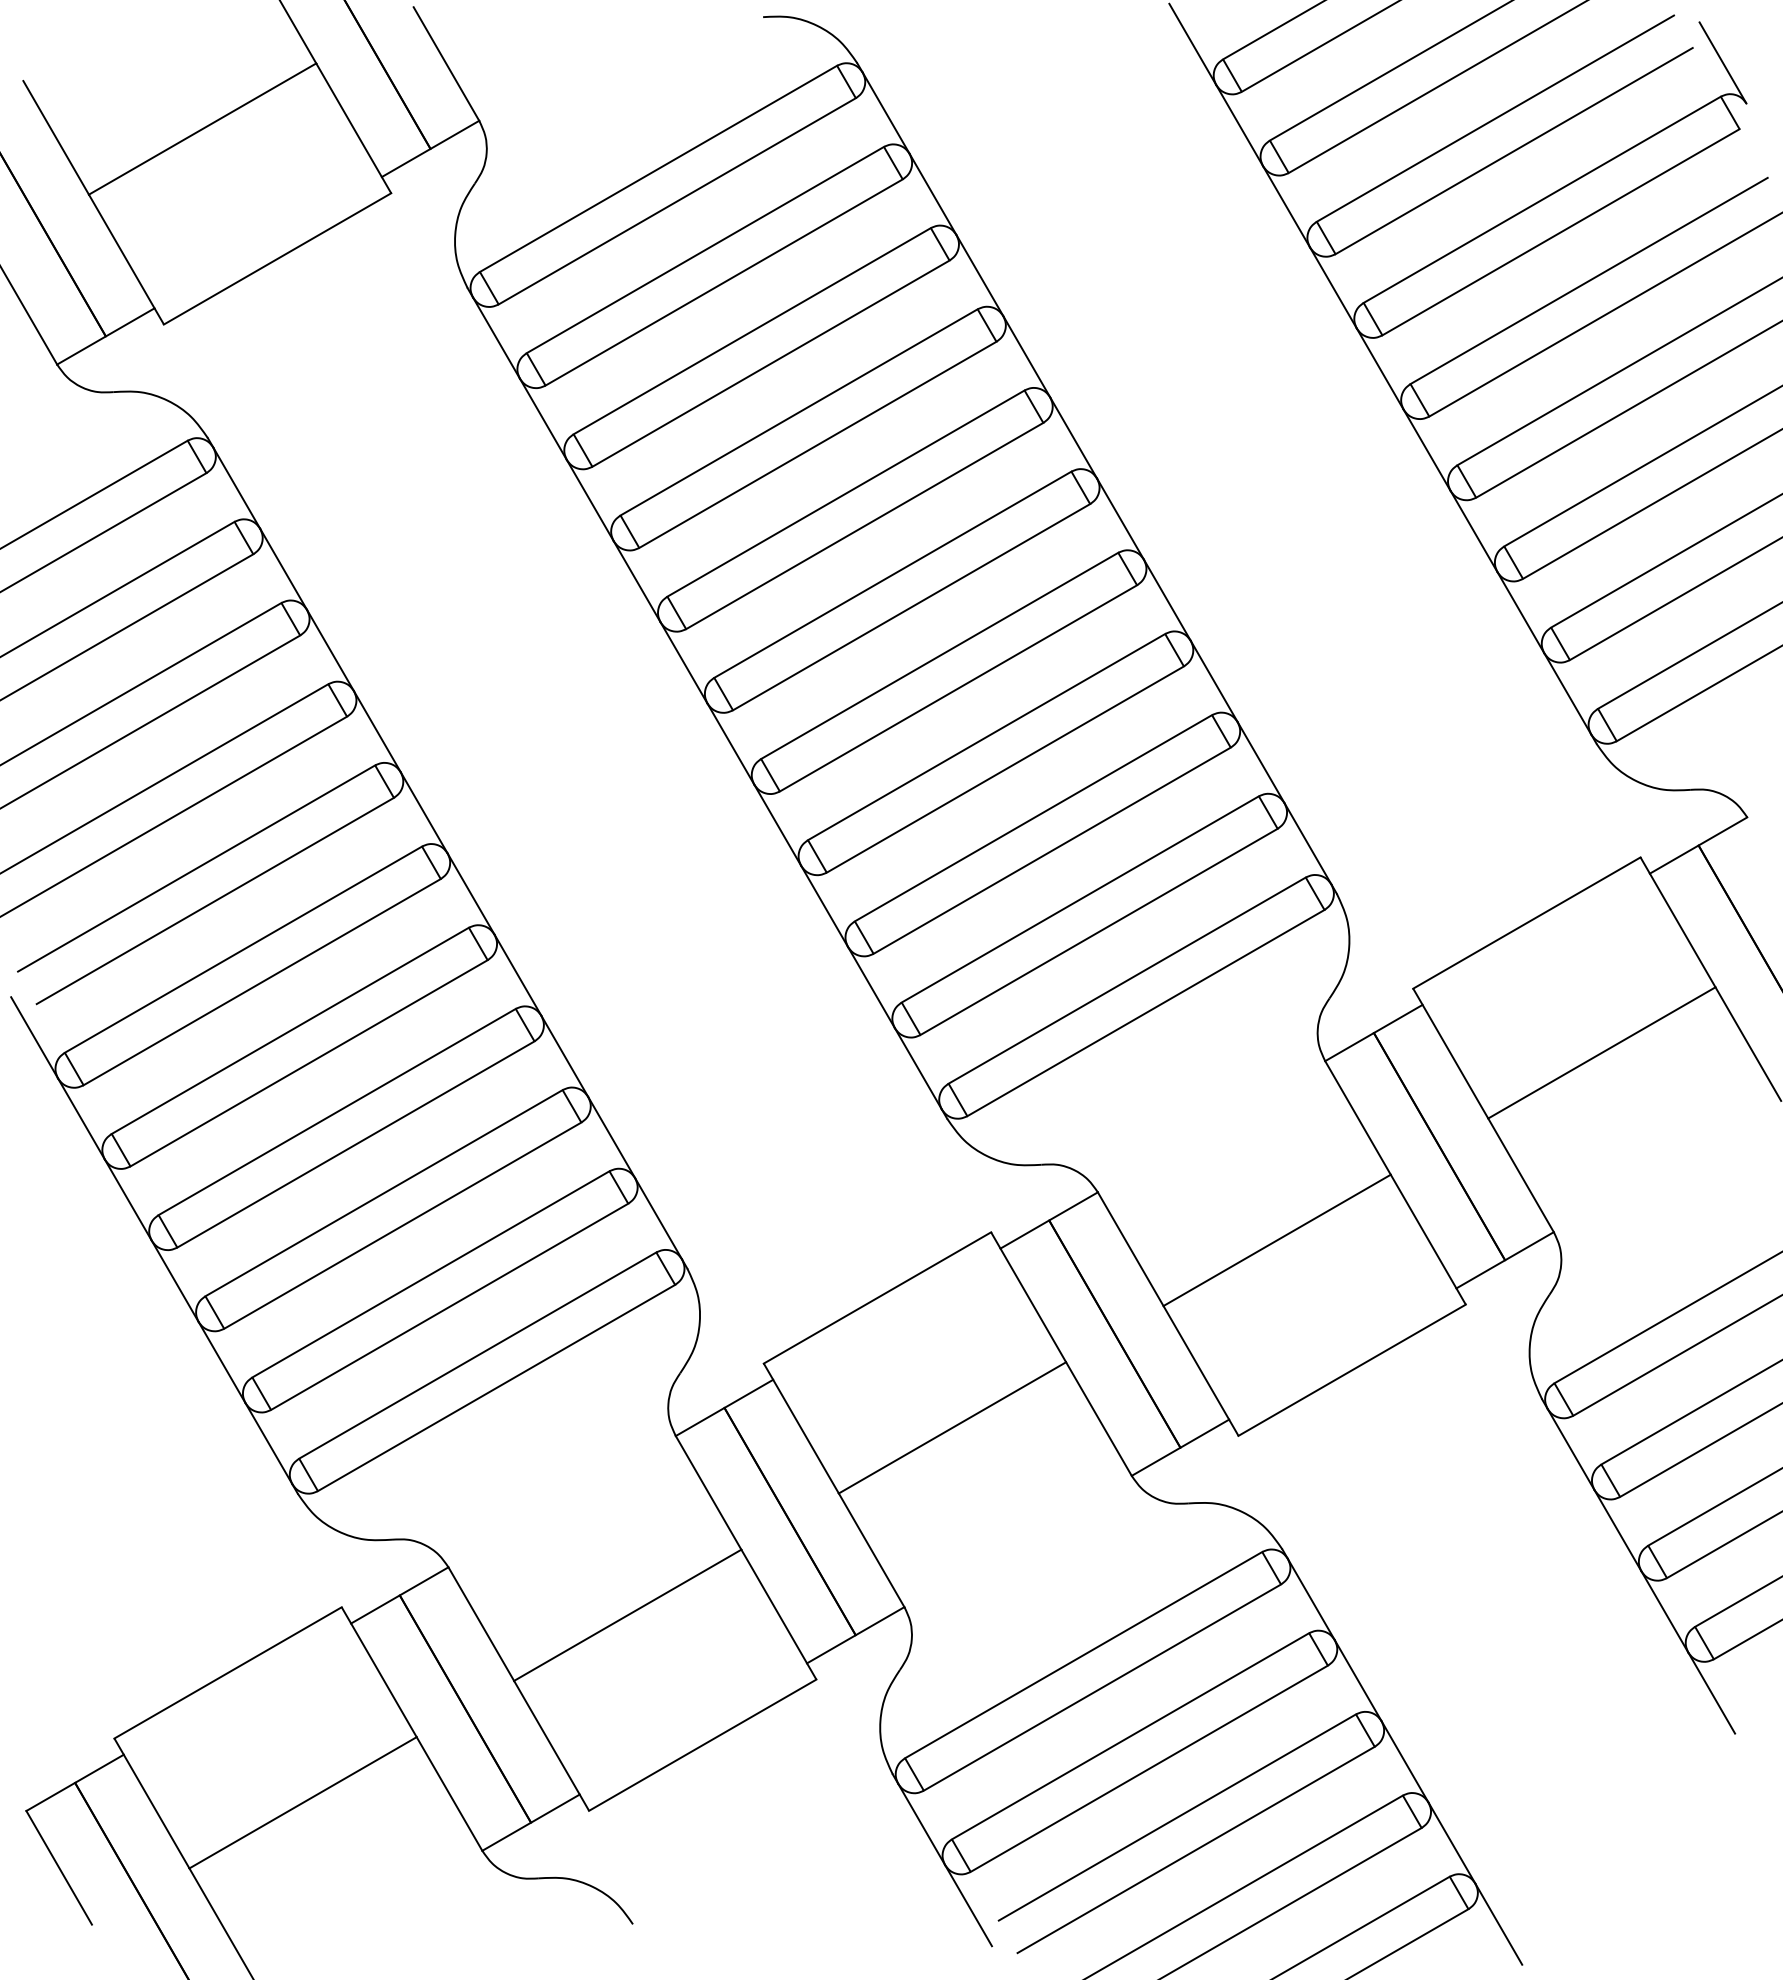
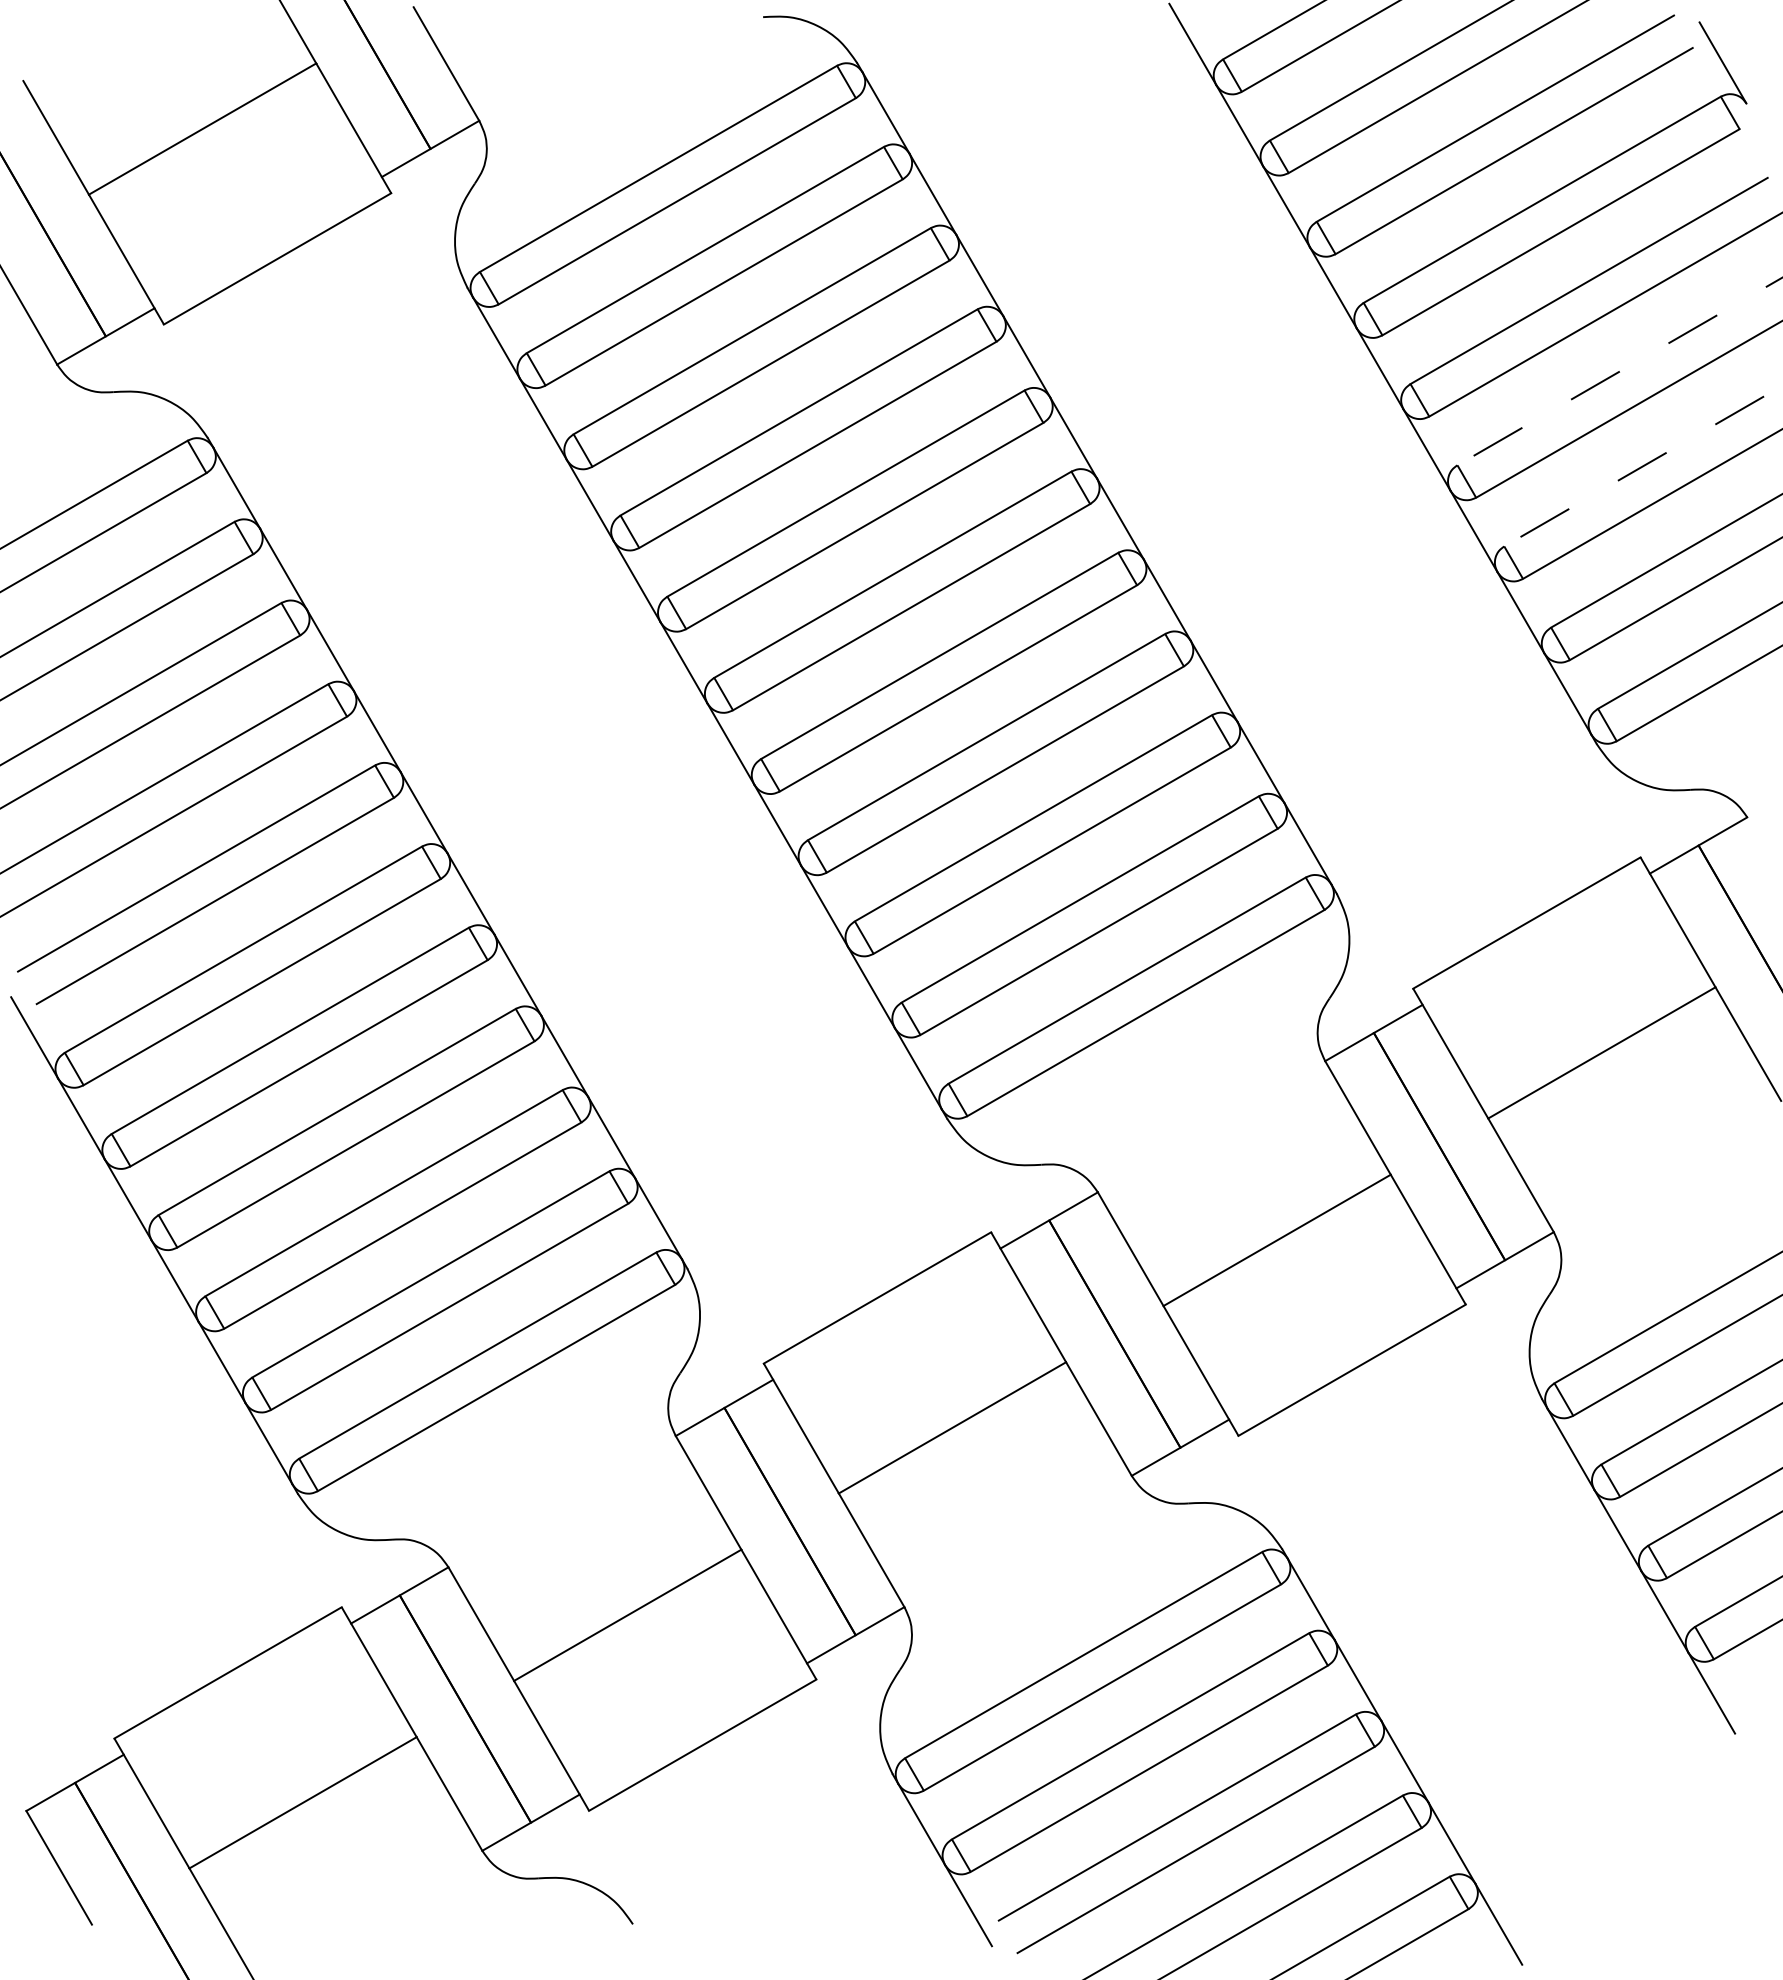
line: solid -> dashed (1620, 371)
line: solid -> dashed (1643, 466)
